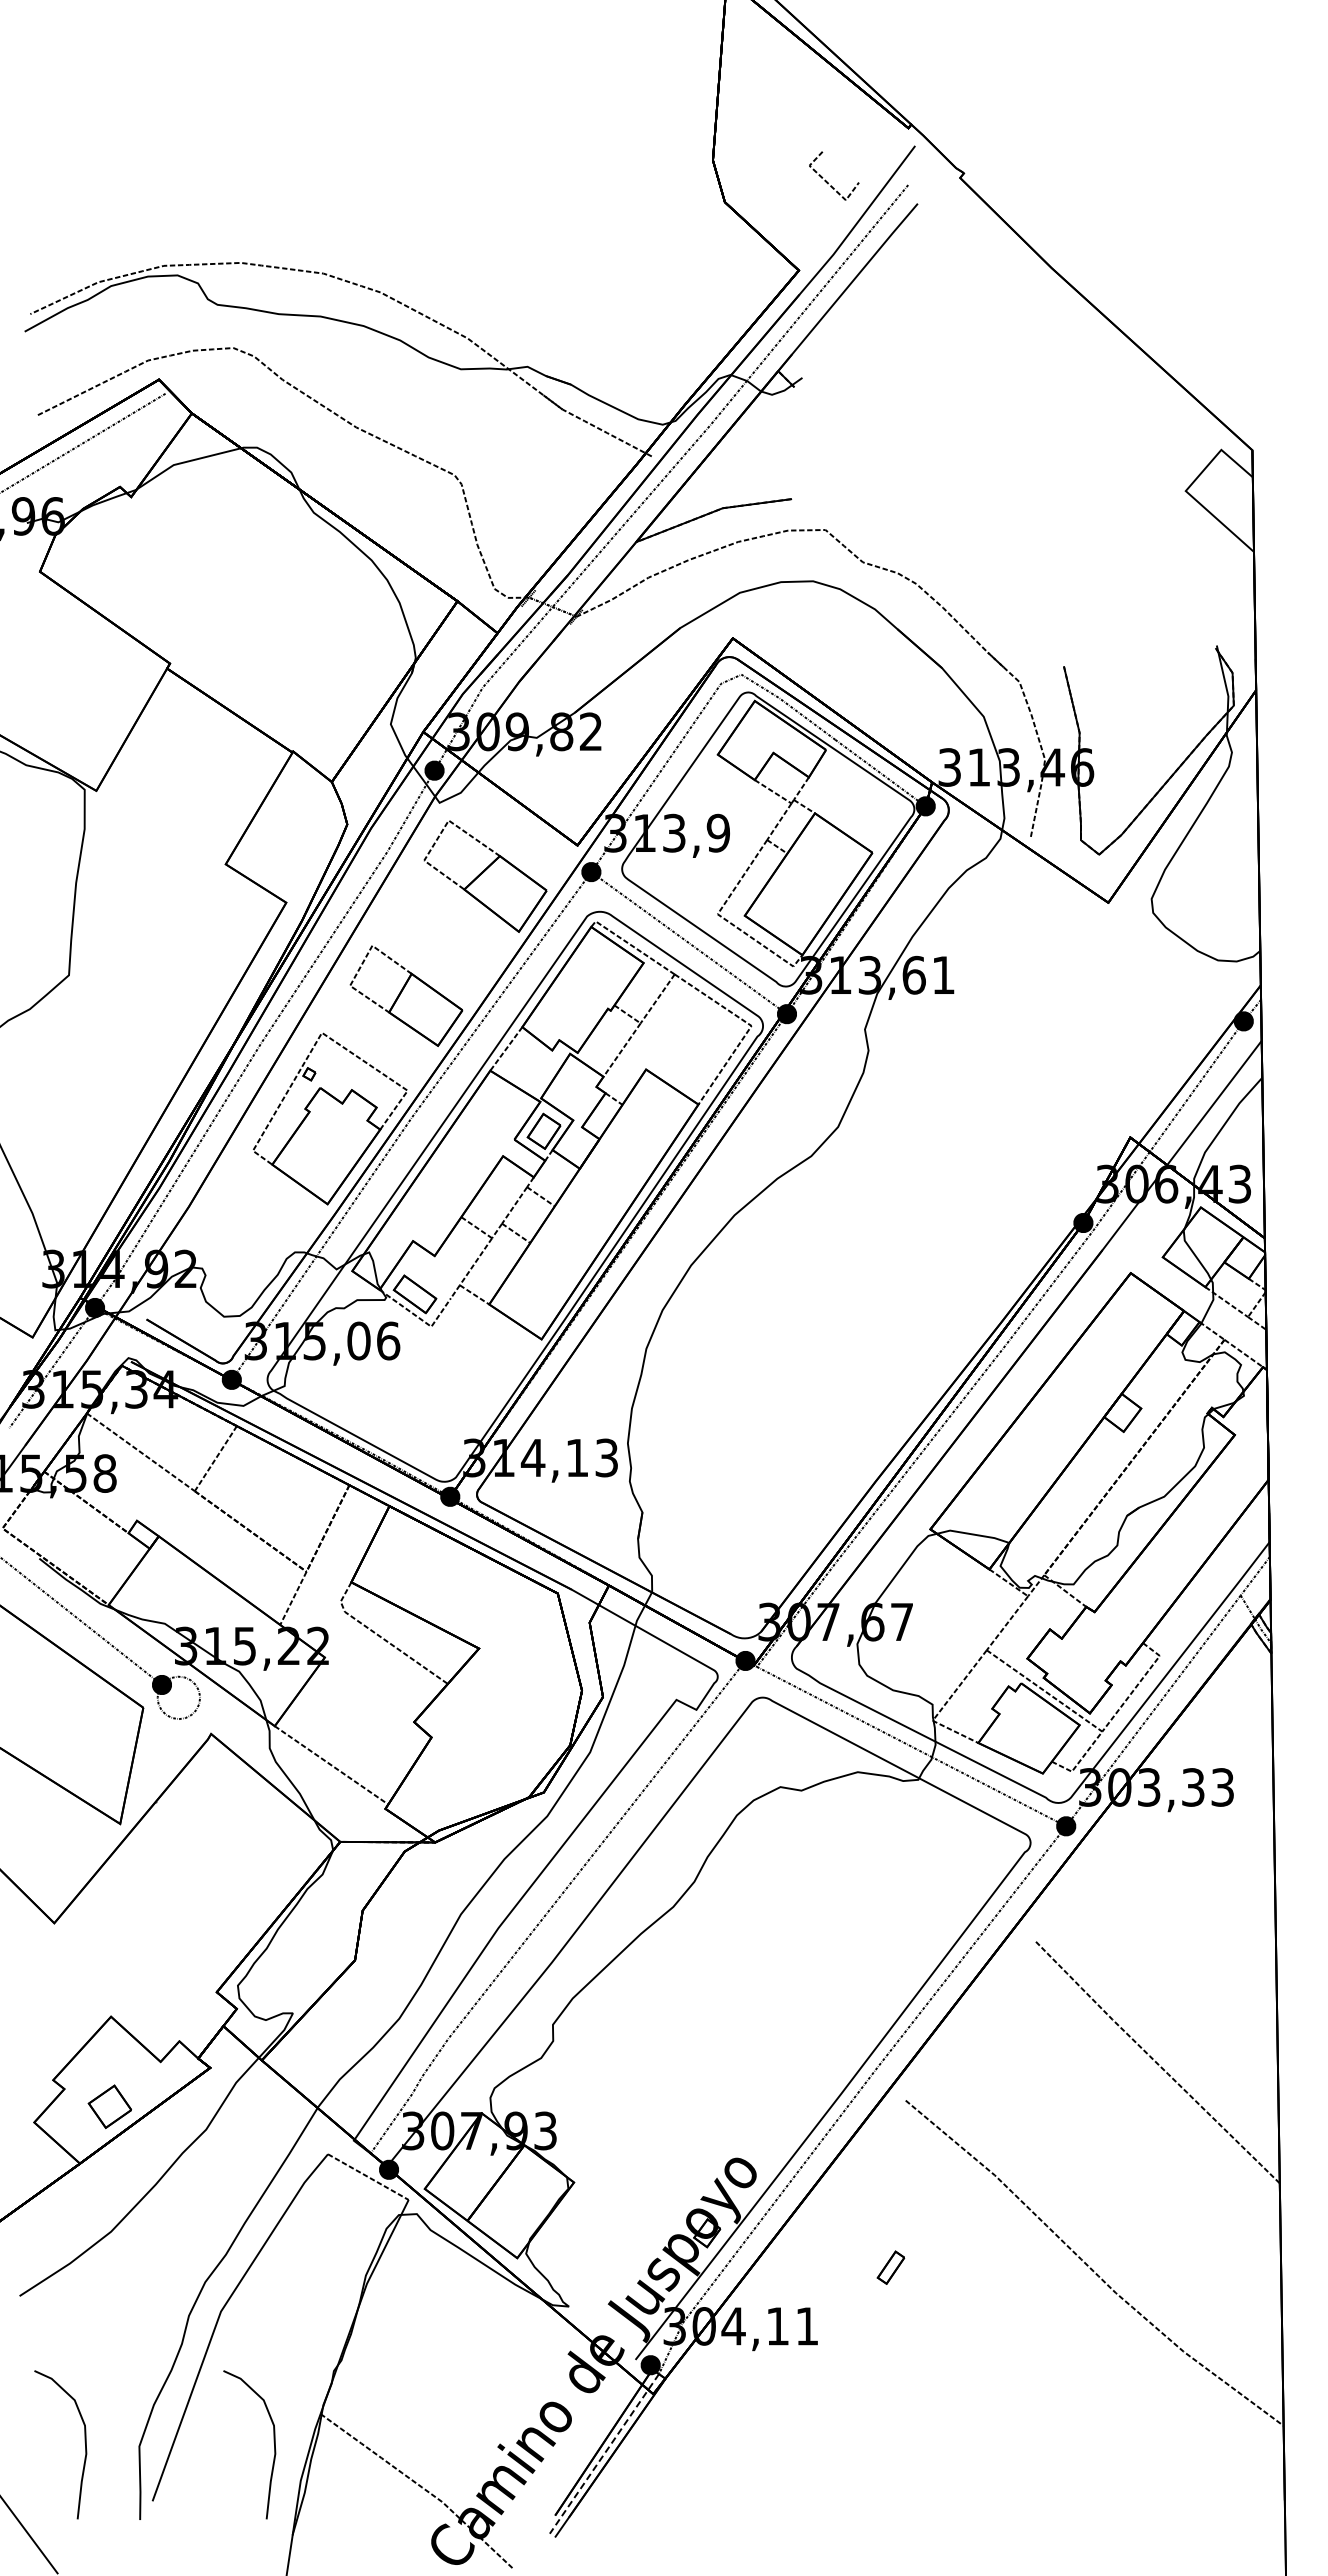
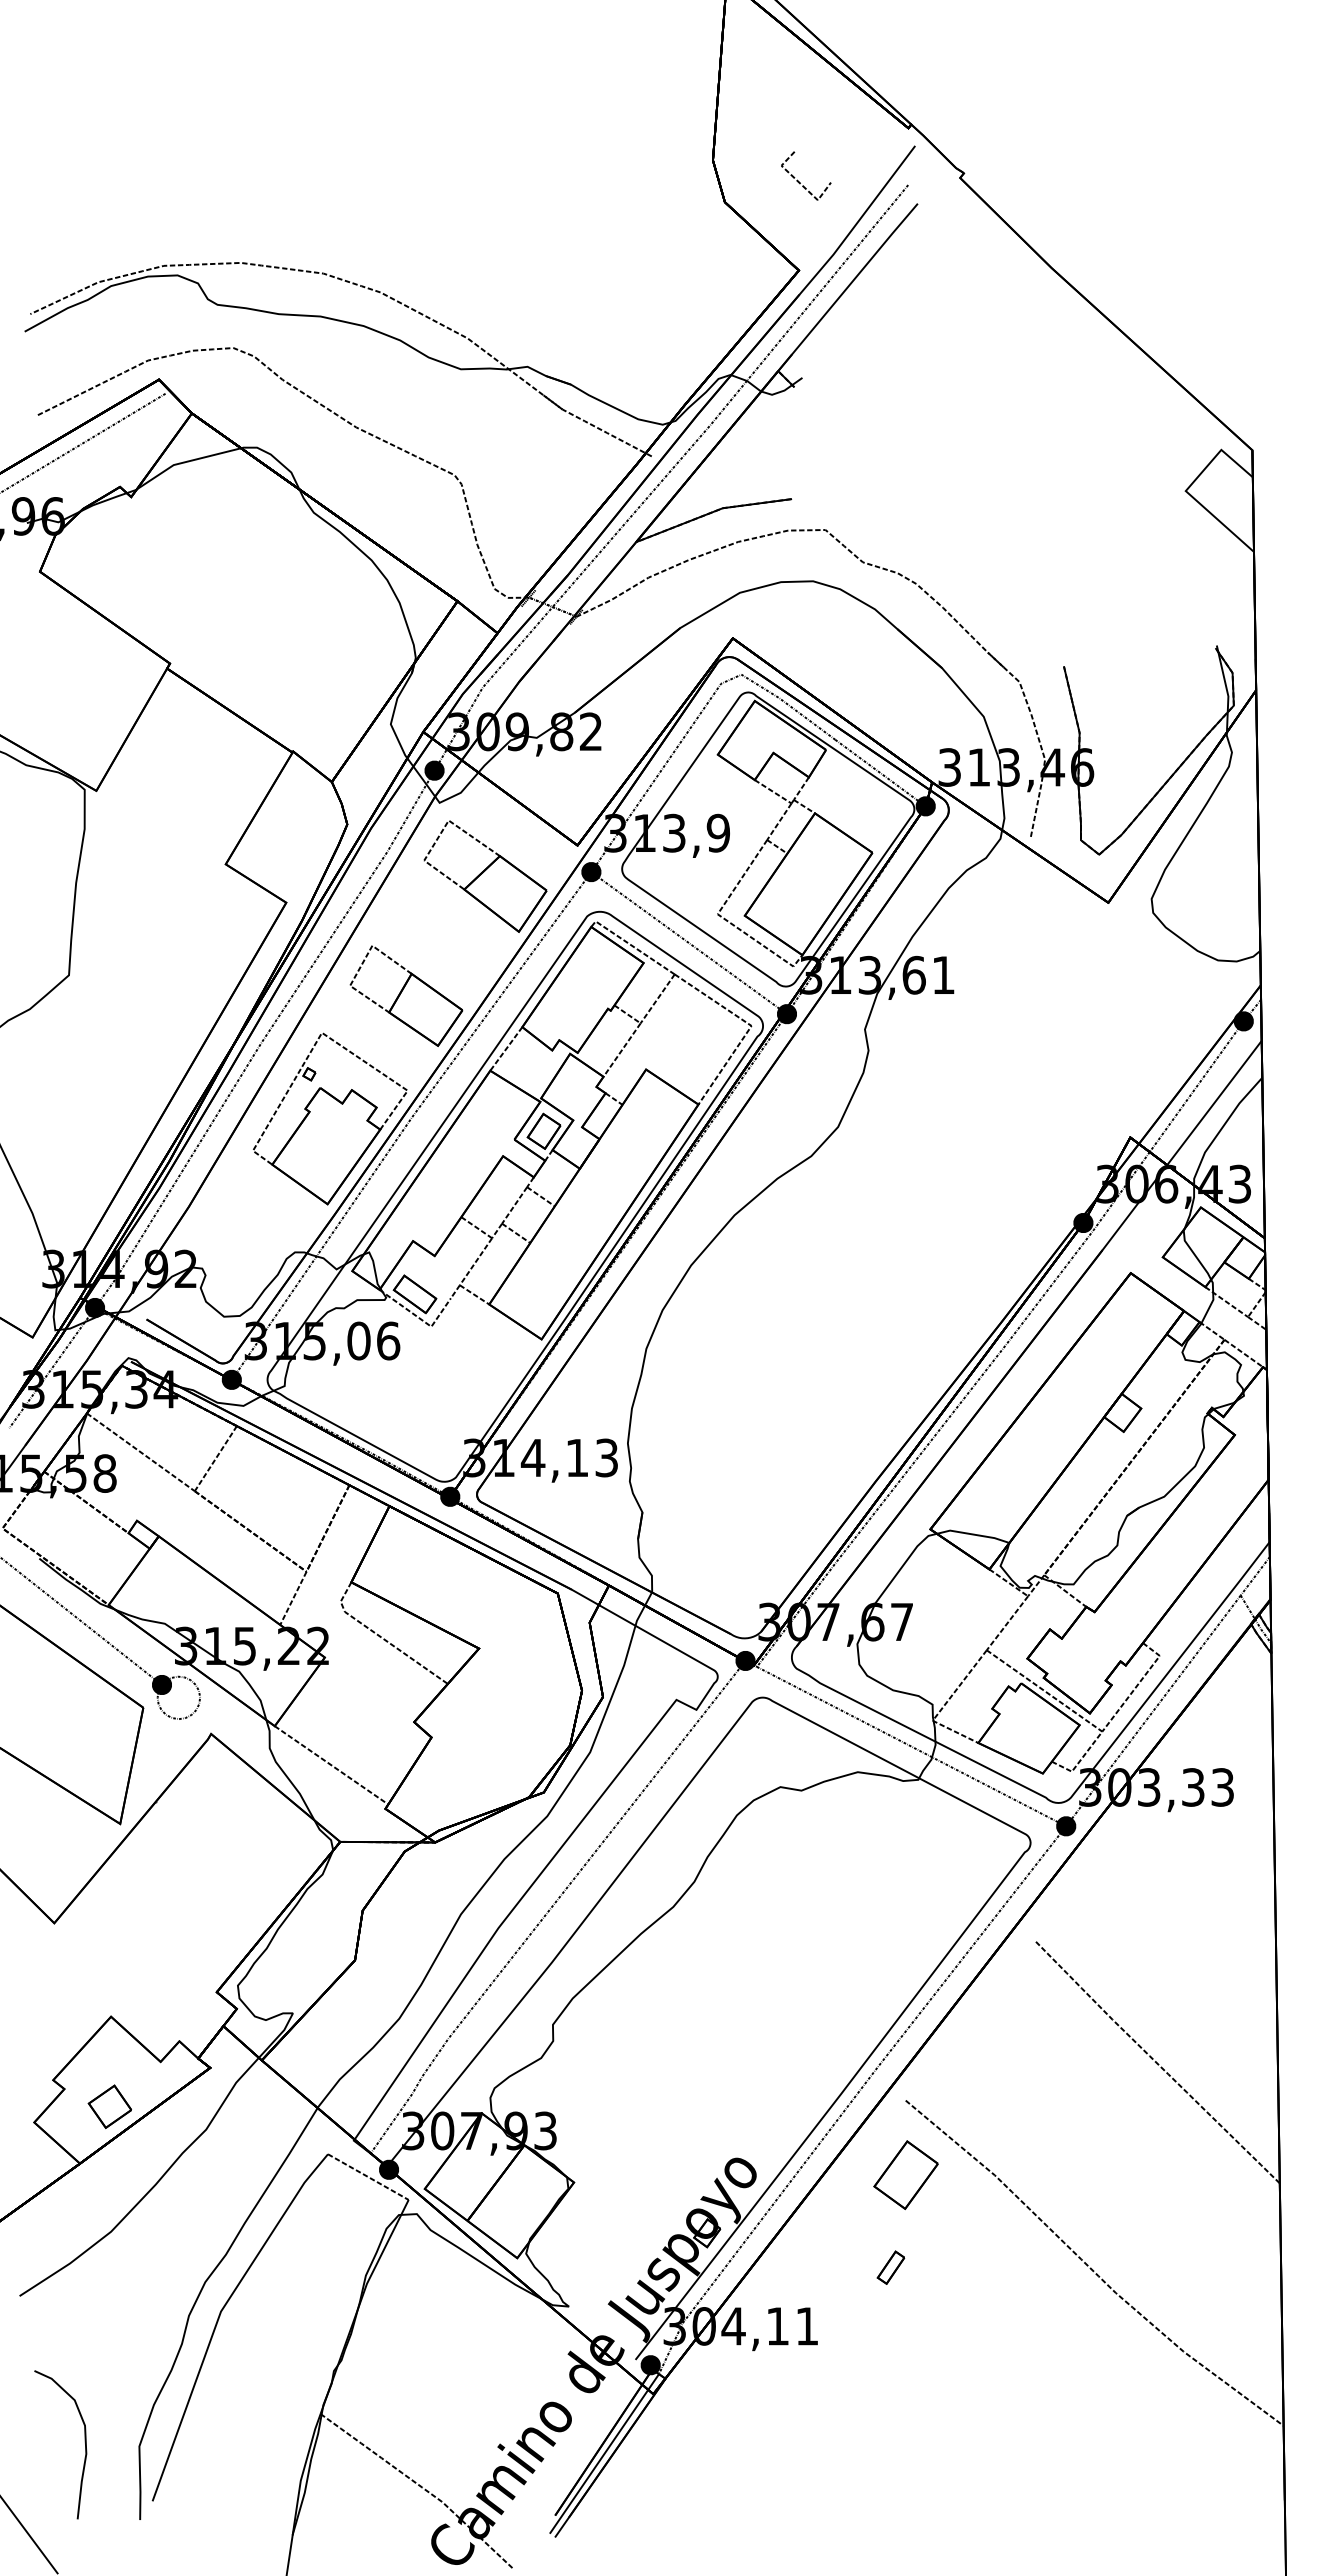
line position: (827, 181) -> (799, 181) (799, 181)
part: none -> present (905, 2174)
curve: present -> none (273, 2442)
line: dashed -> solid (604, 2453)
